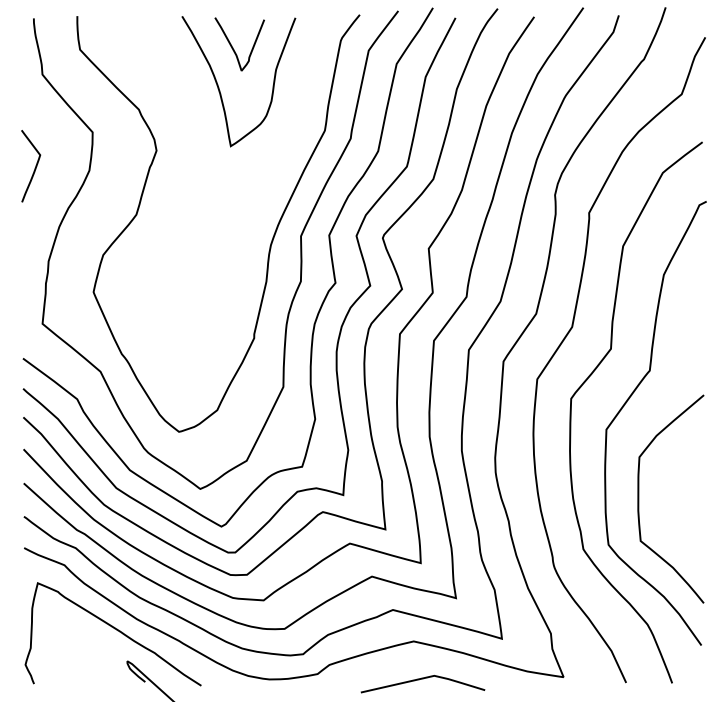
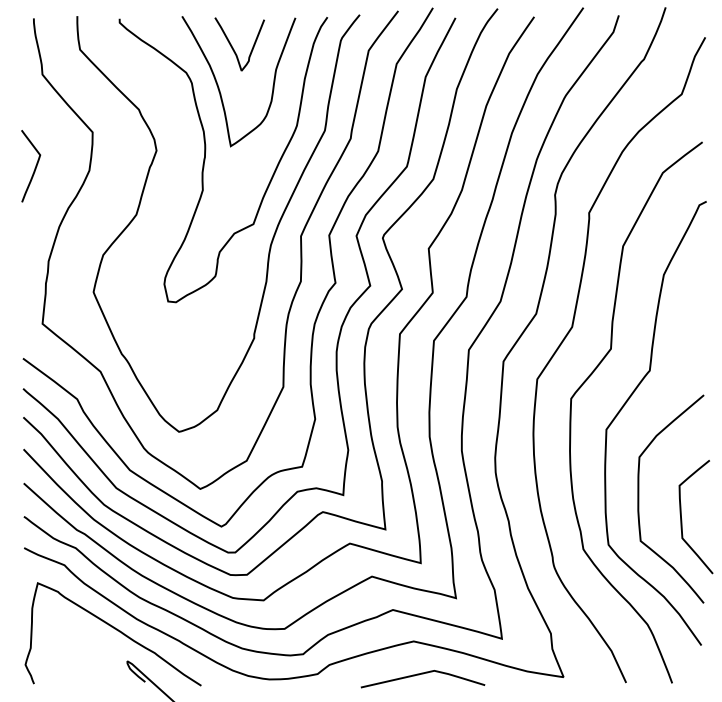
curve: none -> present (205, 160)
curve: none -> present (682, 519)
line position: (422, 679) -> (422, 674) (422, 674)
